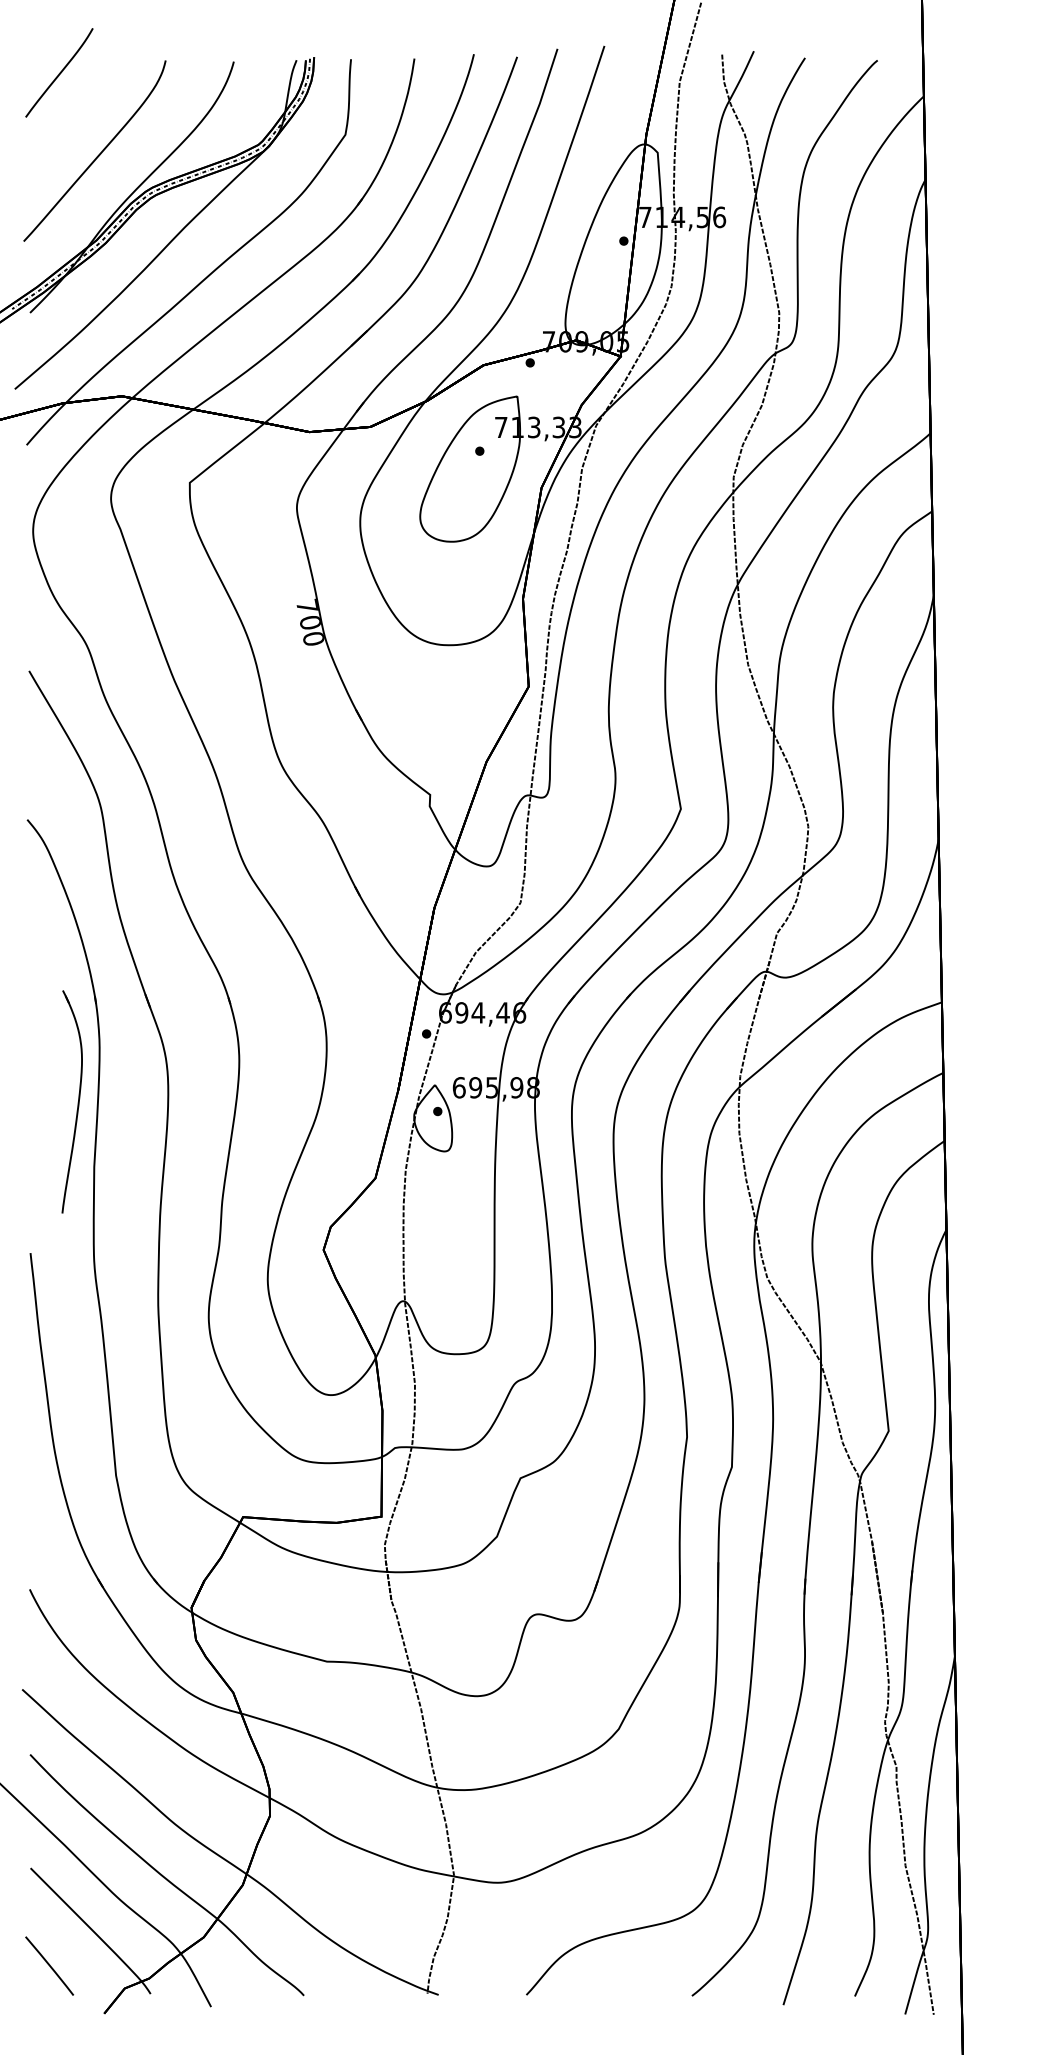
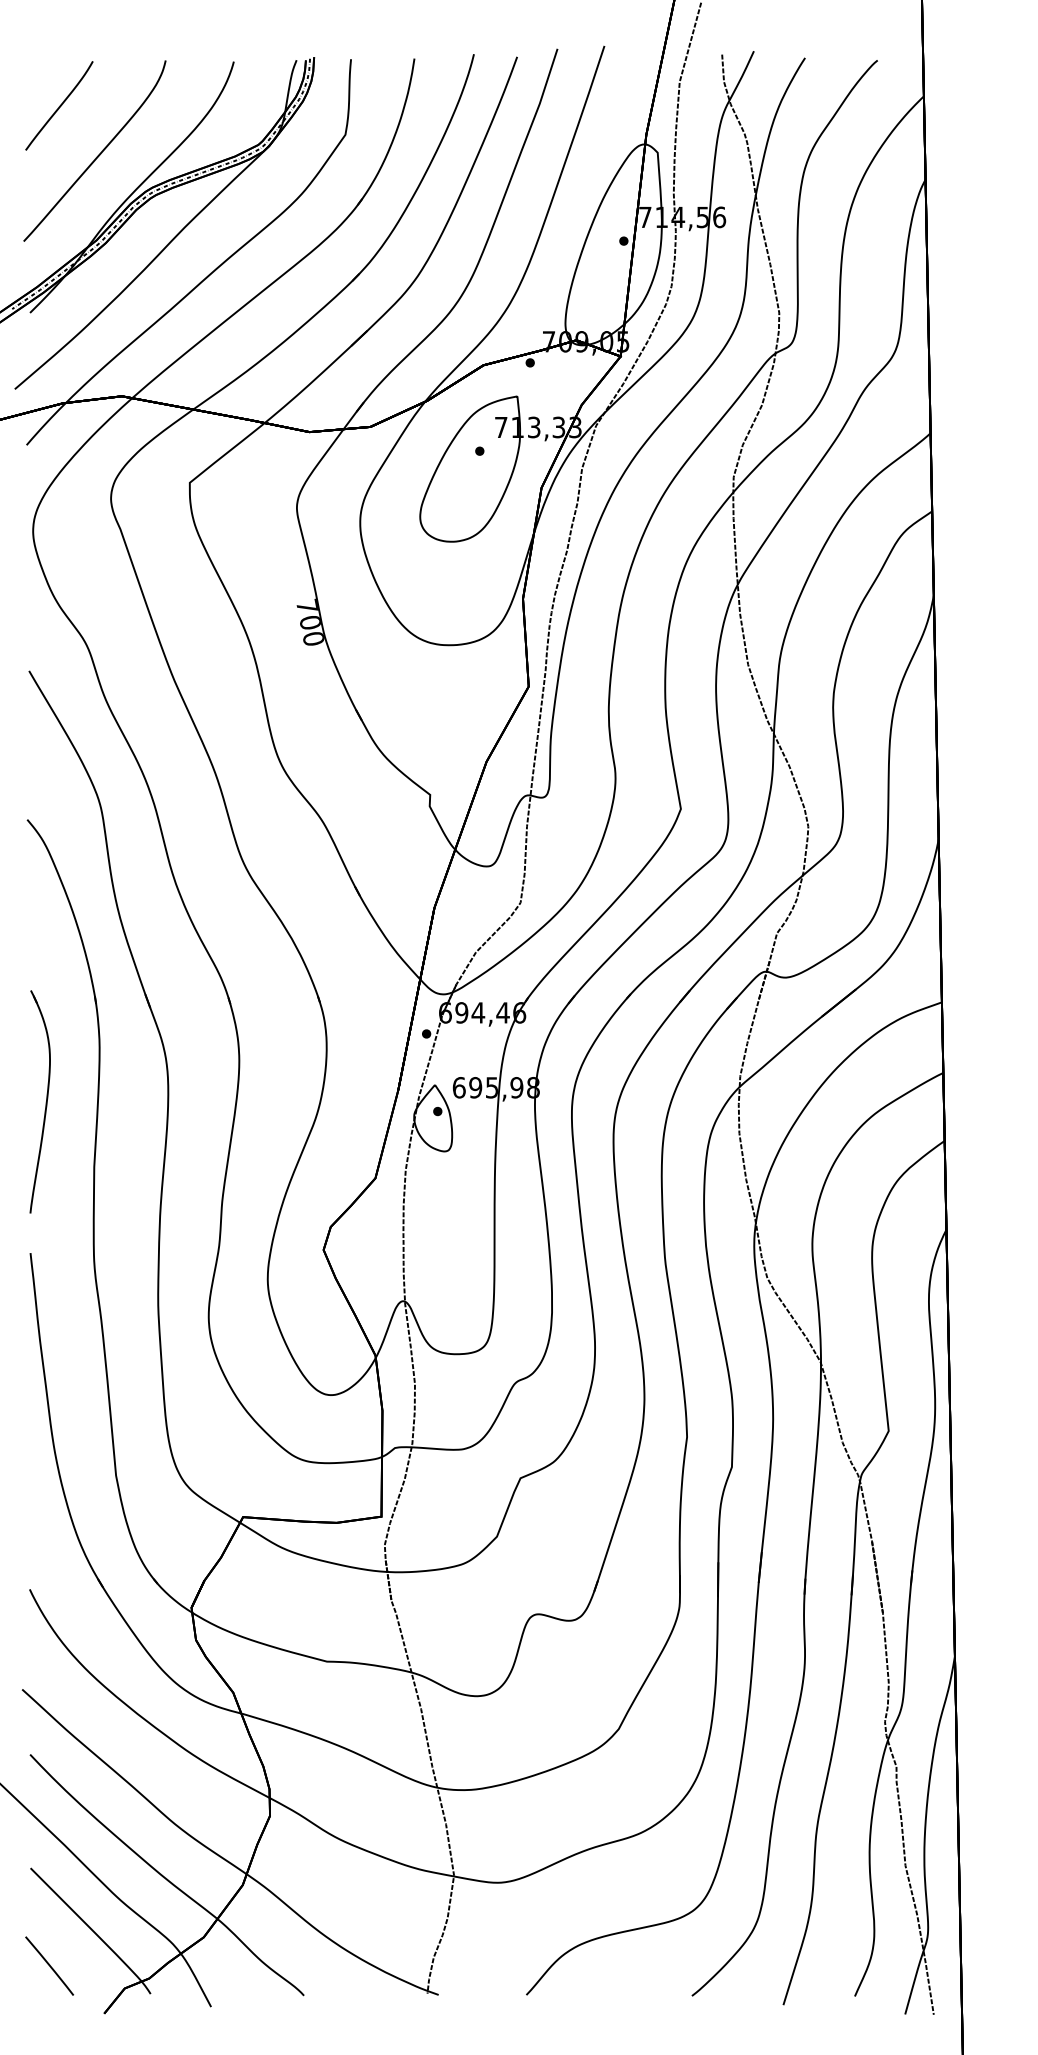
curve position: (59, 72) -> (59, 105) (59, 105)
part position: (77, 1102) -> (45, 1102) (45, 1102)
